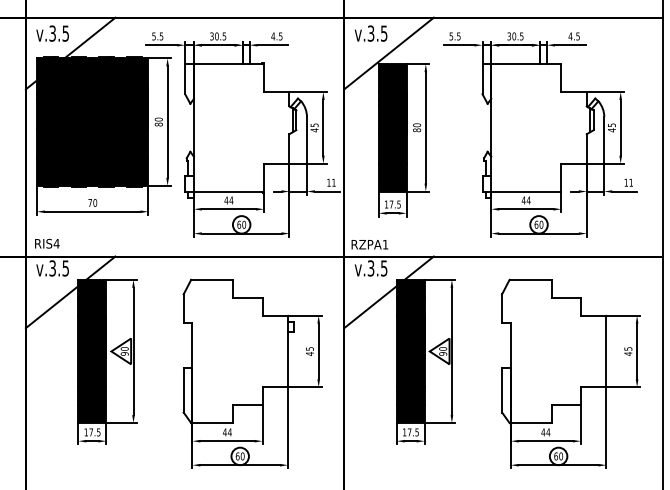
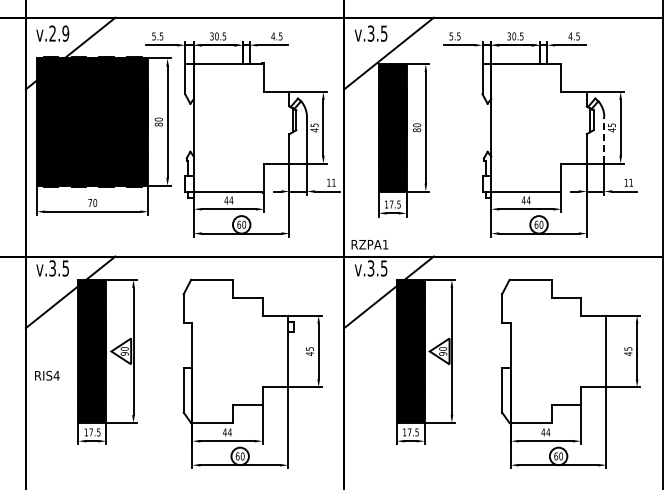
text: v.3.5 -> v.2.9 (59, 33)
line: solid -> dashed (604, 139)
text position: (47, 243) -> (47, 375) (47, 375)
